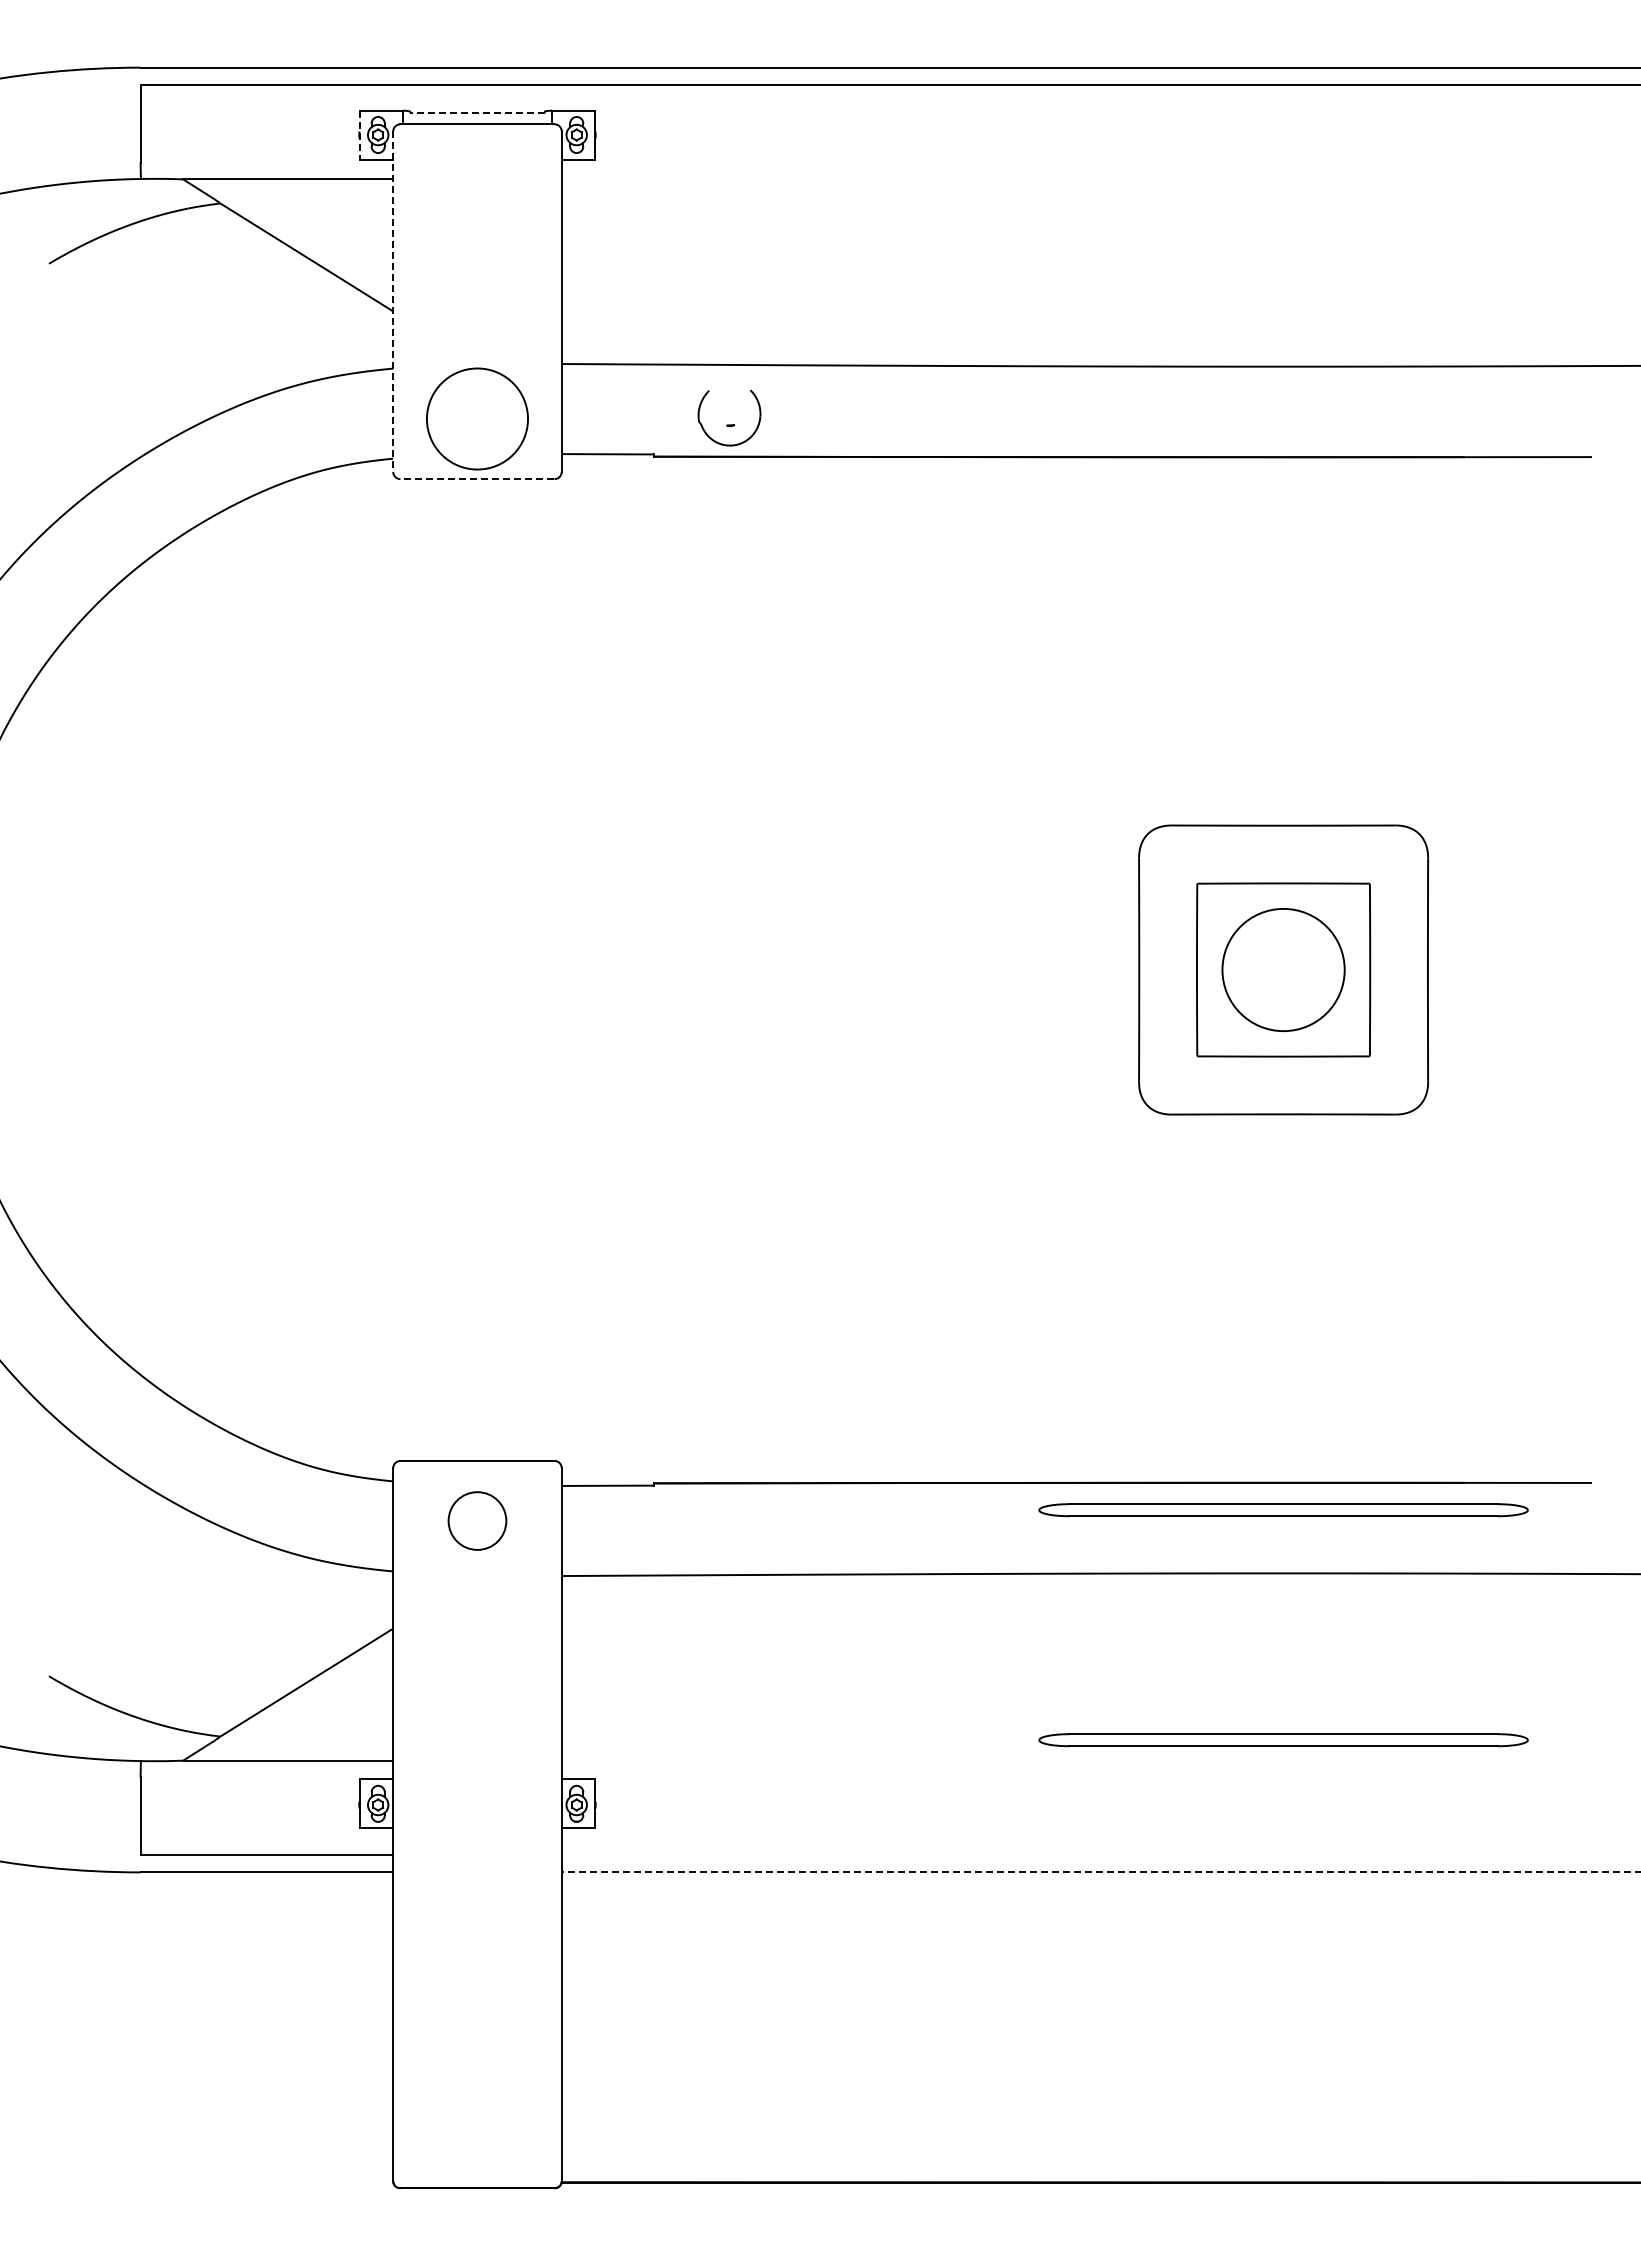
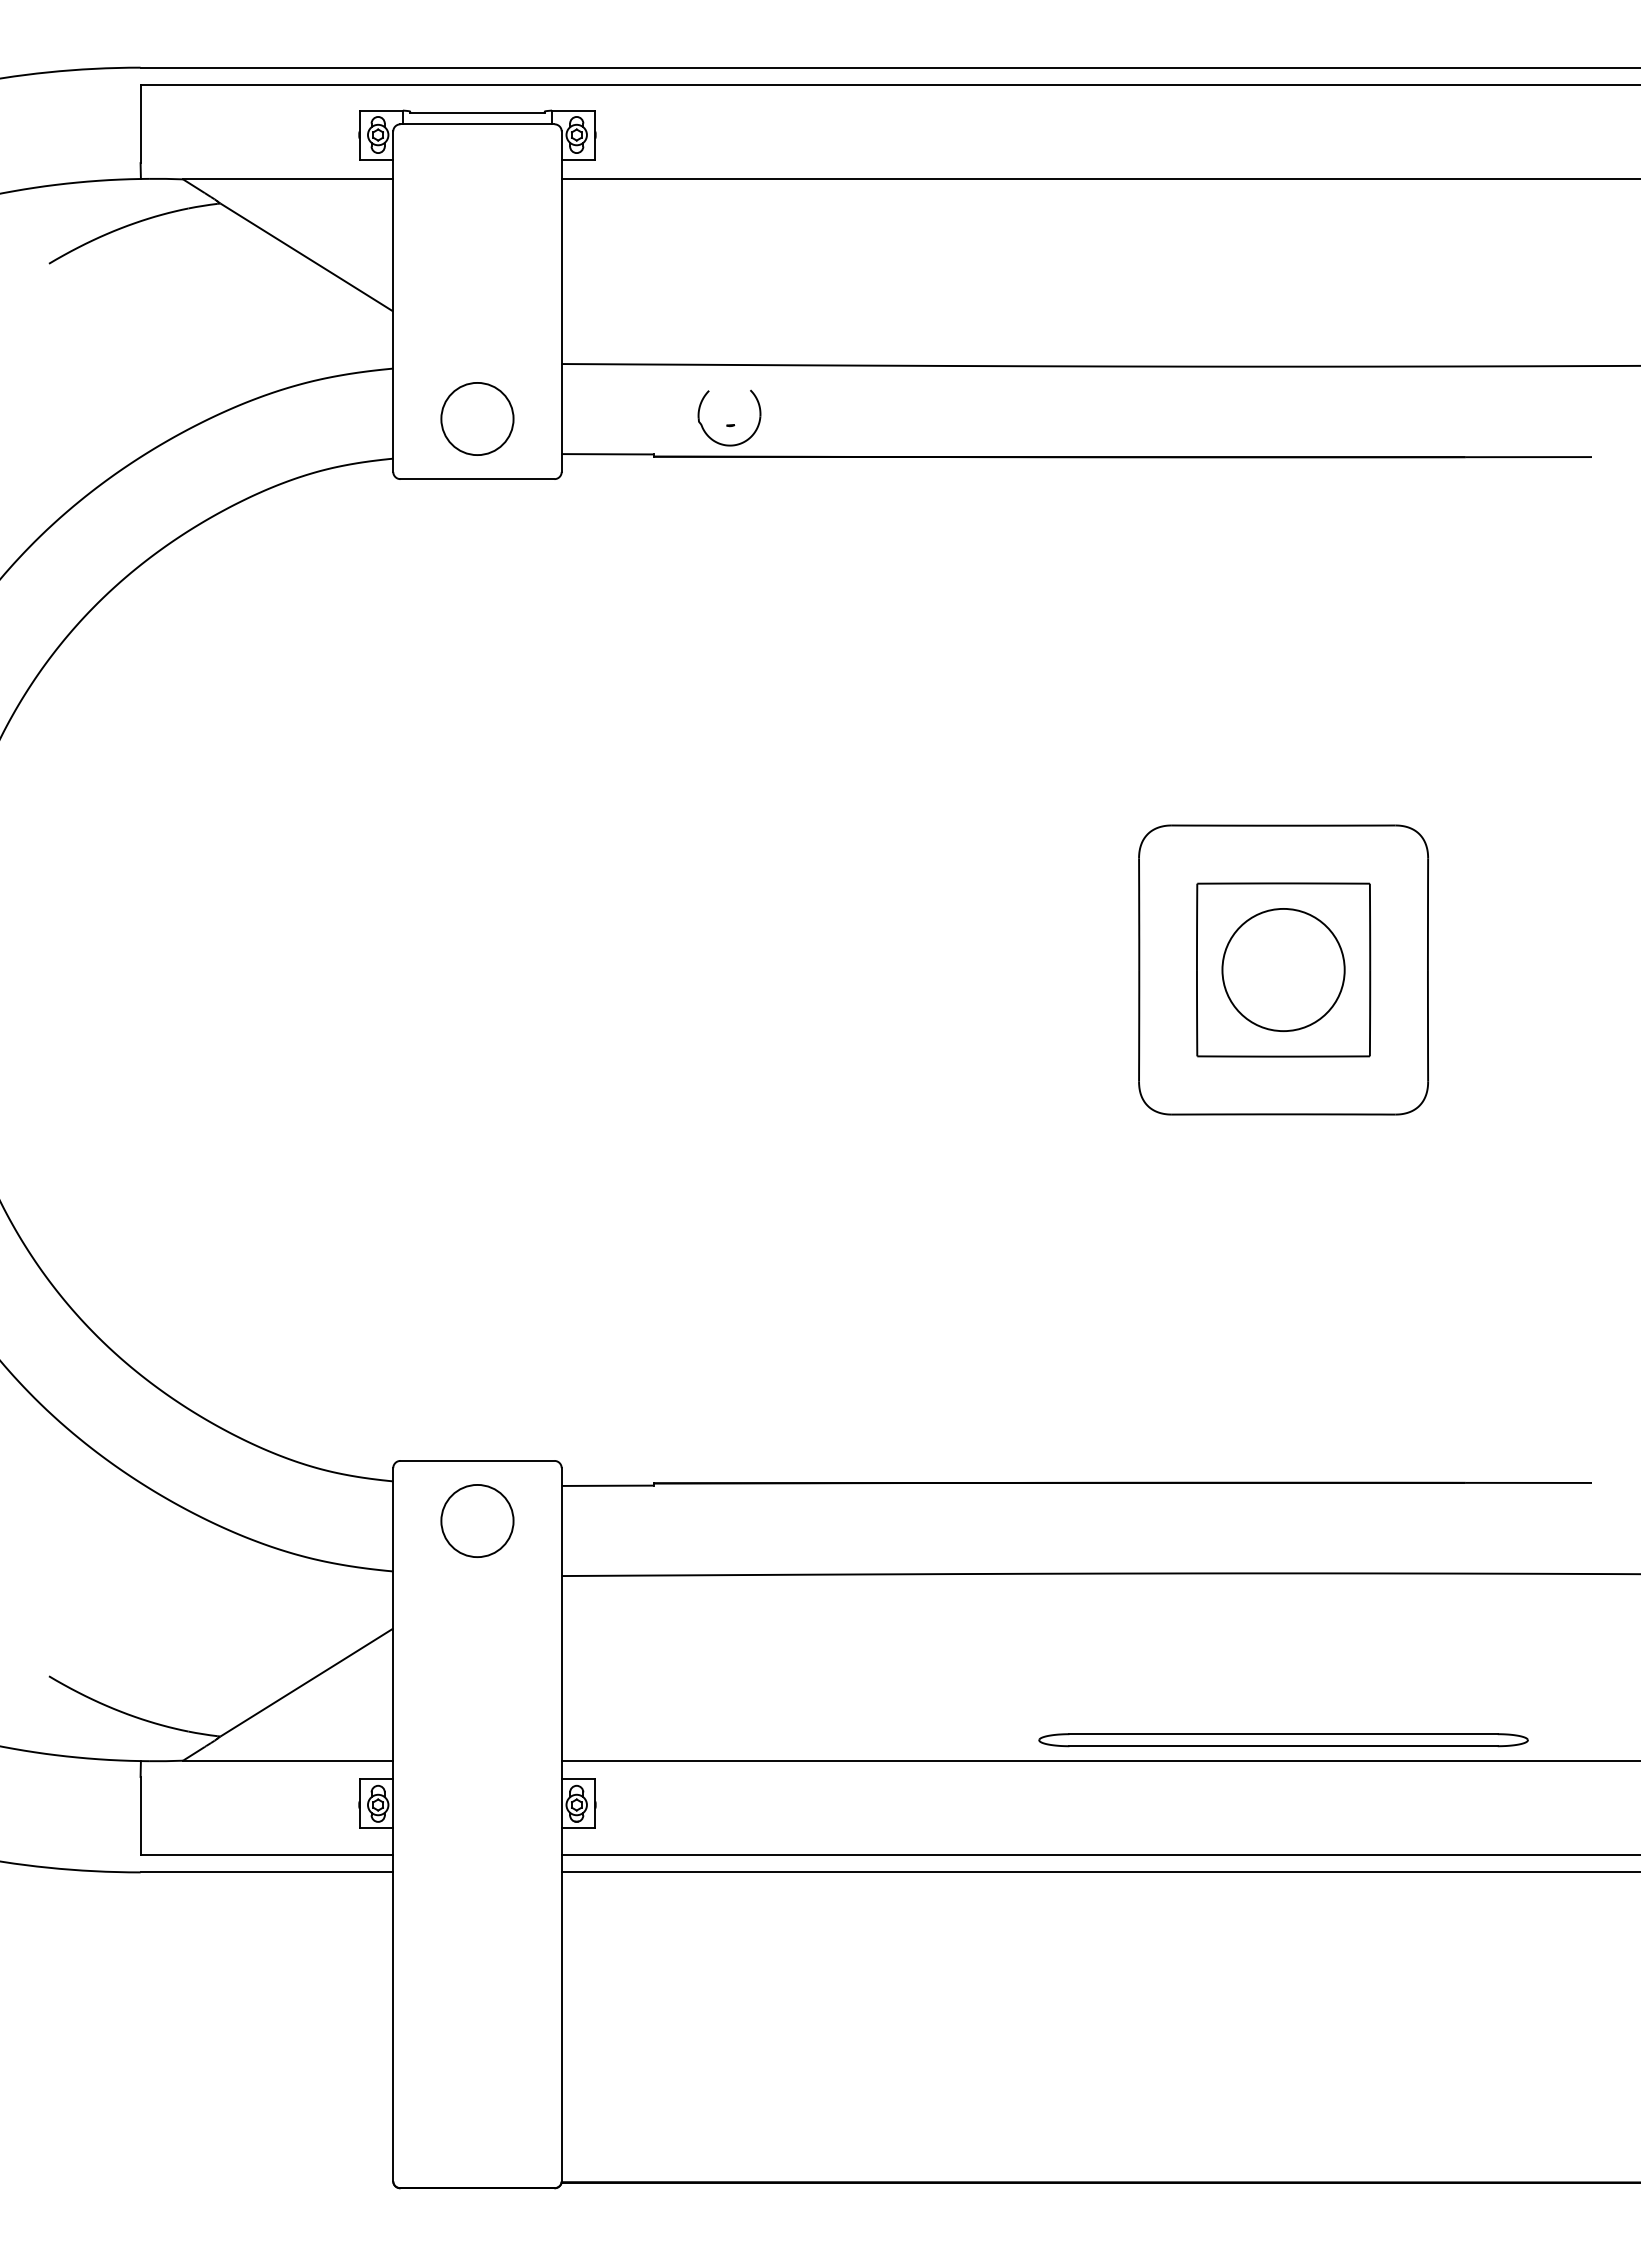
line: dashed -> solid (476, 113)
line: dashed -> solid (359, 135)
line: none -> present (1099, 179)
line: dashed -> solid (393, 302)
circle size: 103x104 px -> 75x74 px (477, 418)
line: dashed -> solid (476, 479)
part: present -> none (1283, 1510)
circle diameter: 58 px -> 72 px (477, 1520)
line: none -> present (1099, 1760)
line: none -> present (1099, 1855)
line: dashed -> solid (1100, 1872)
